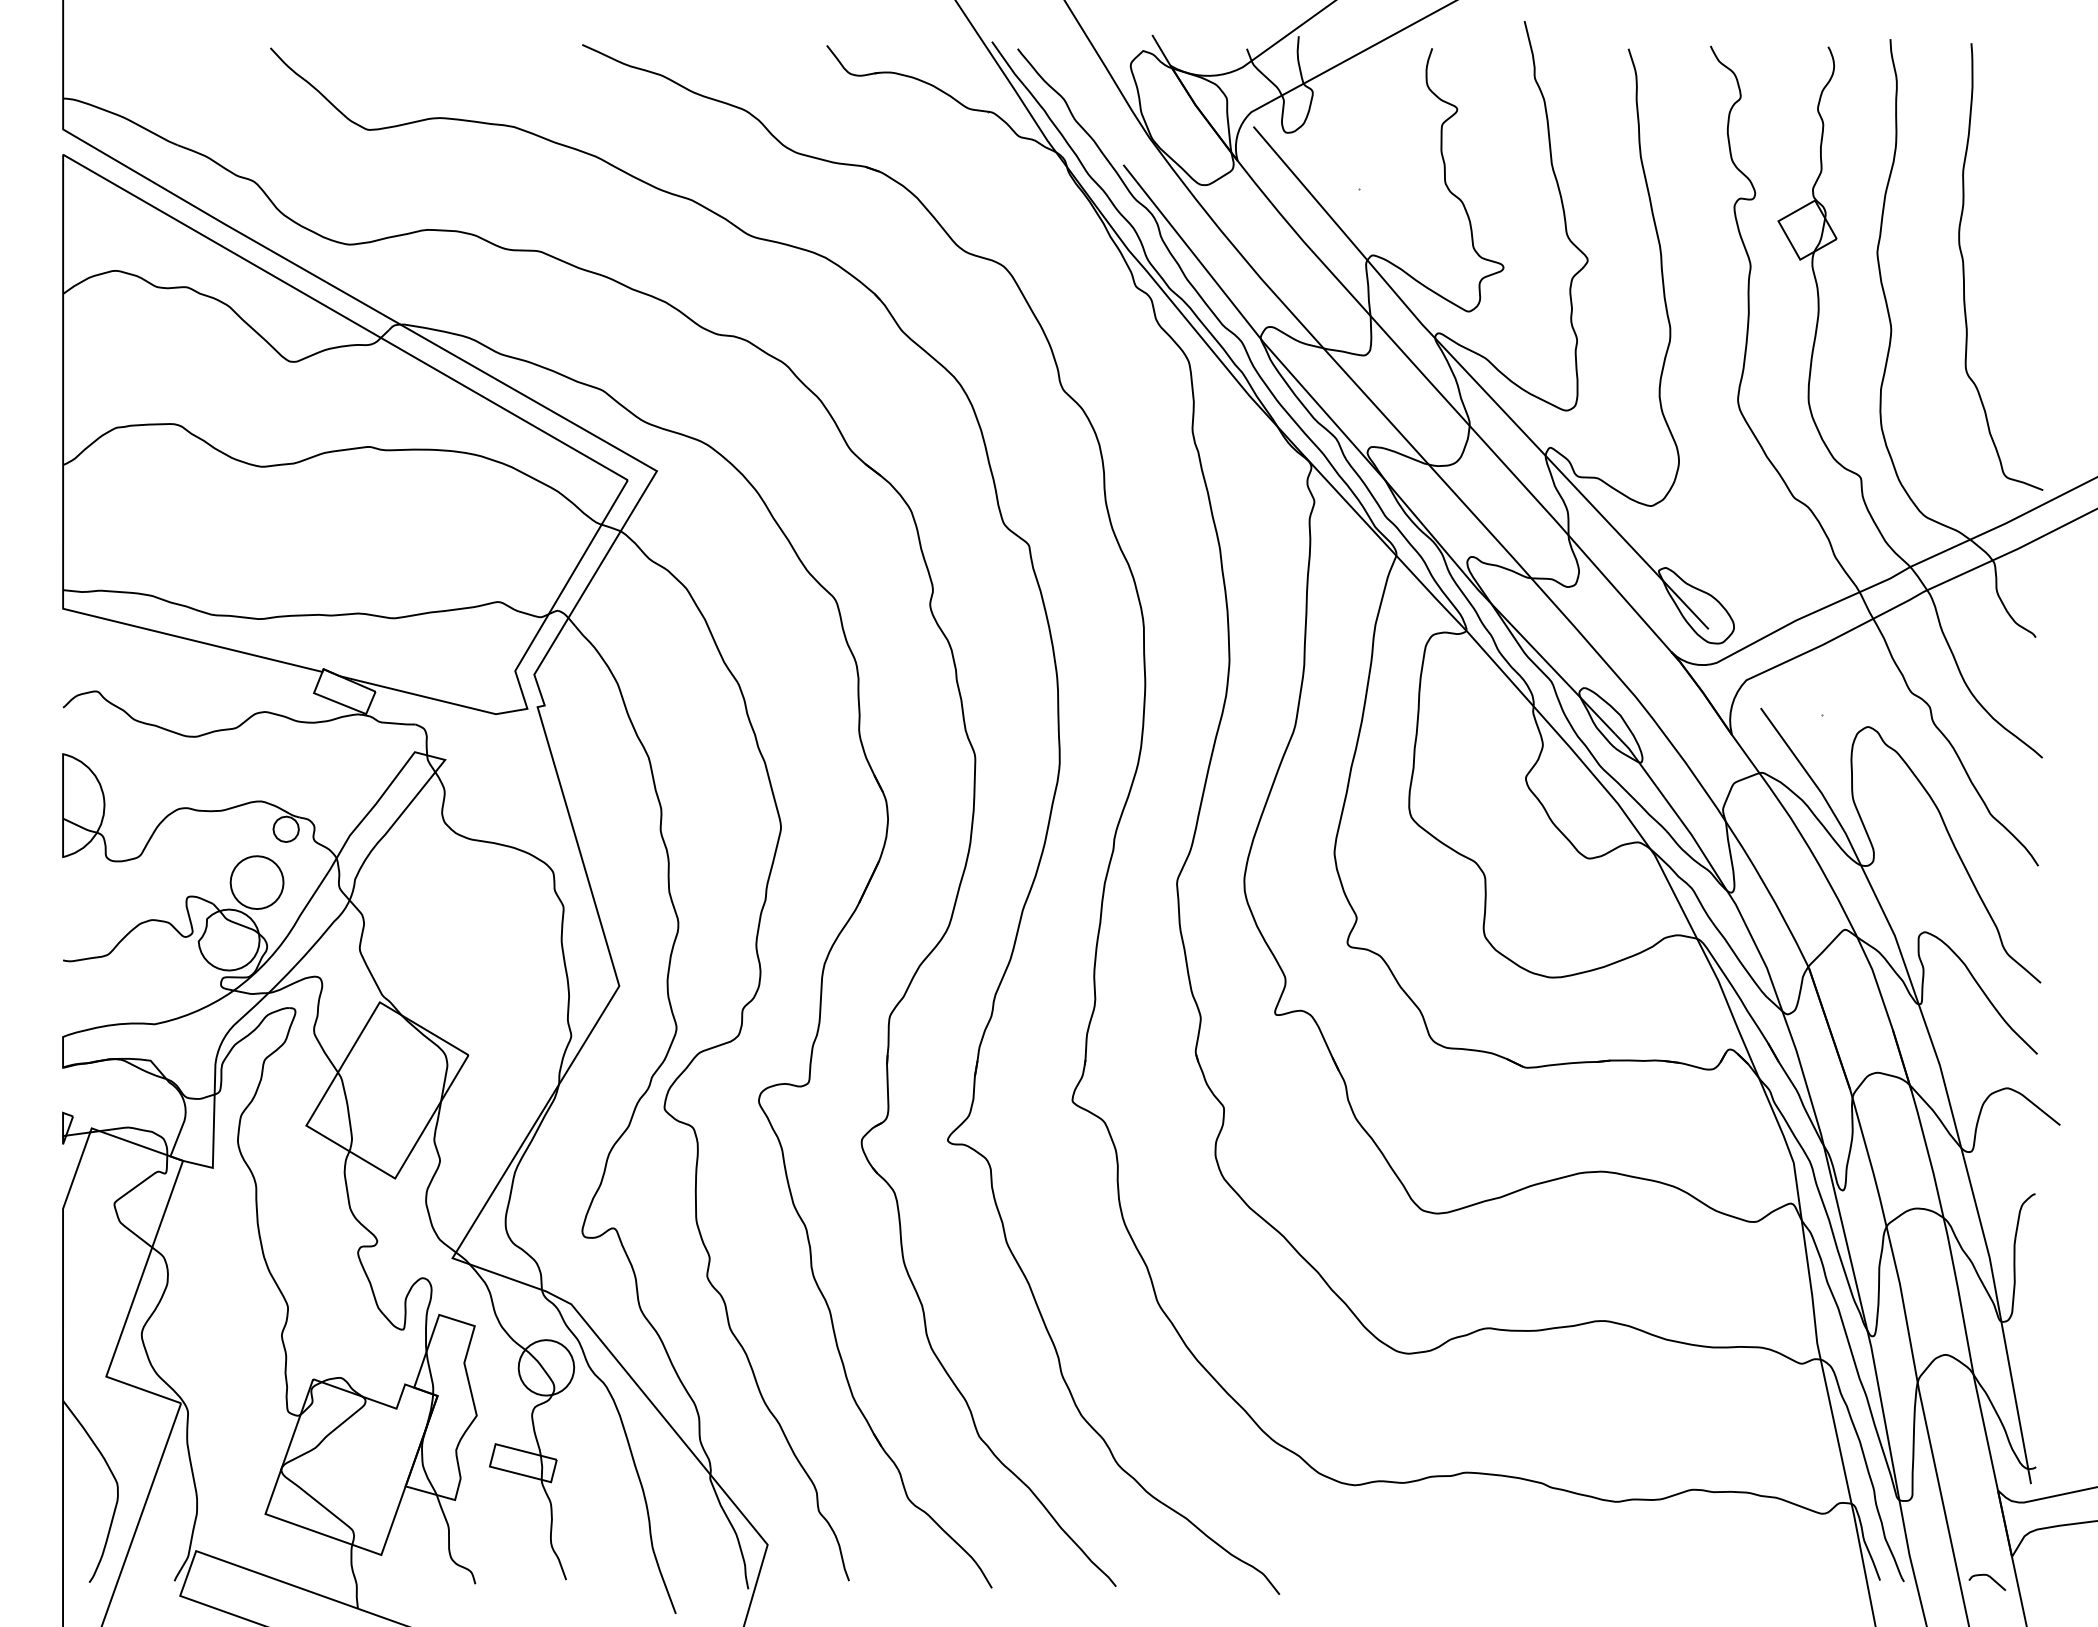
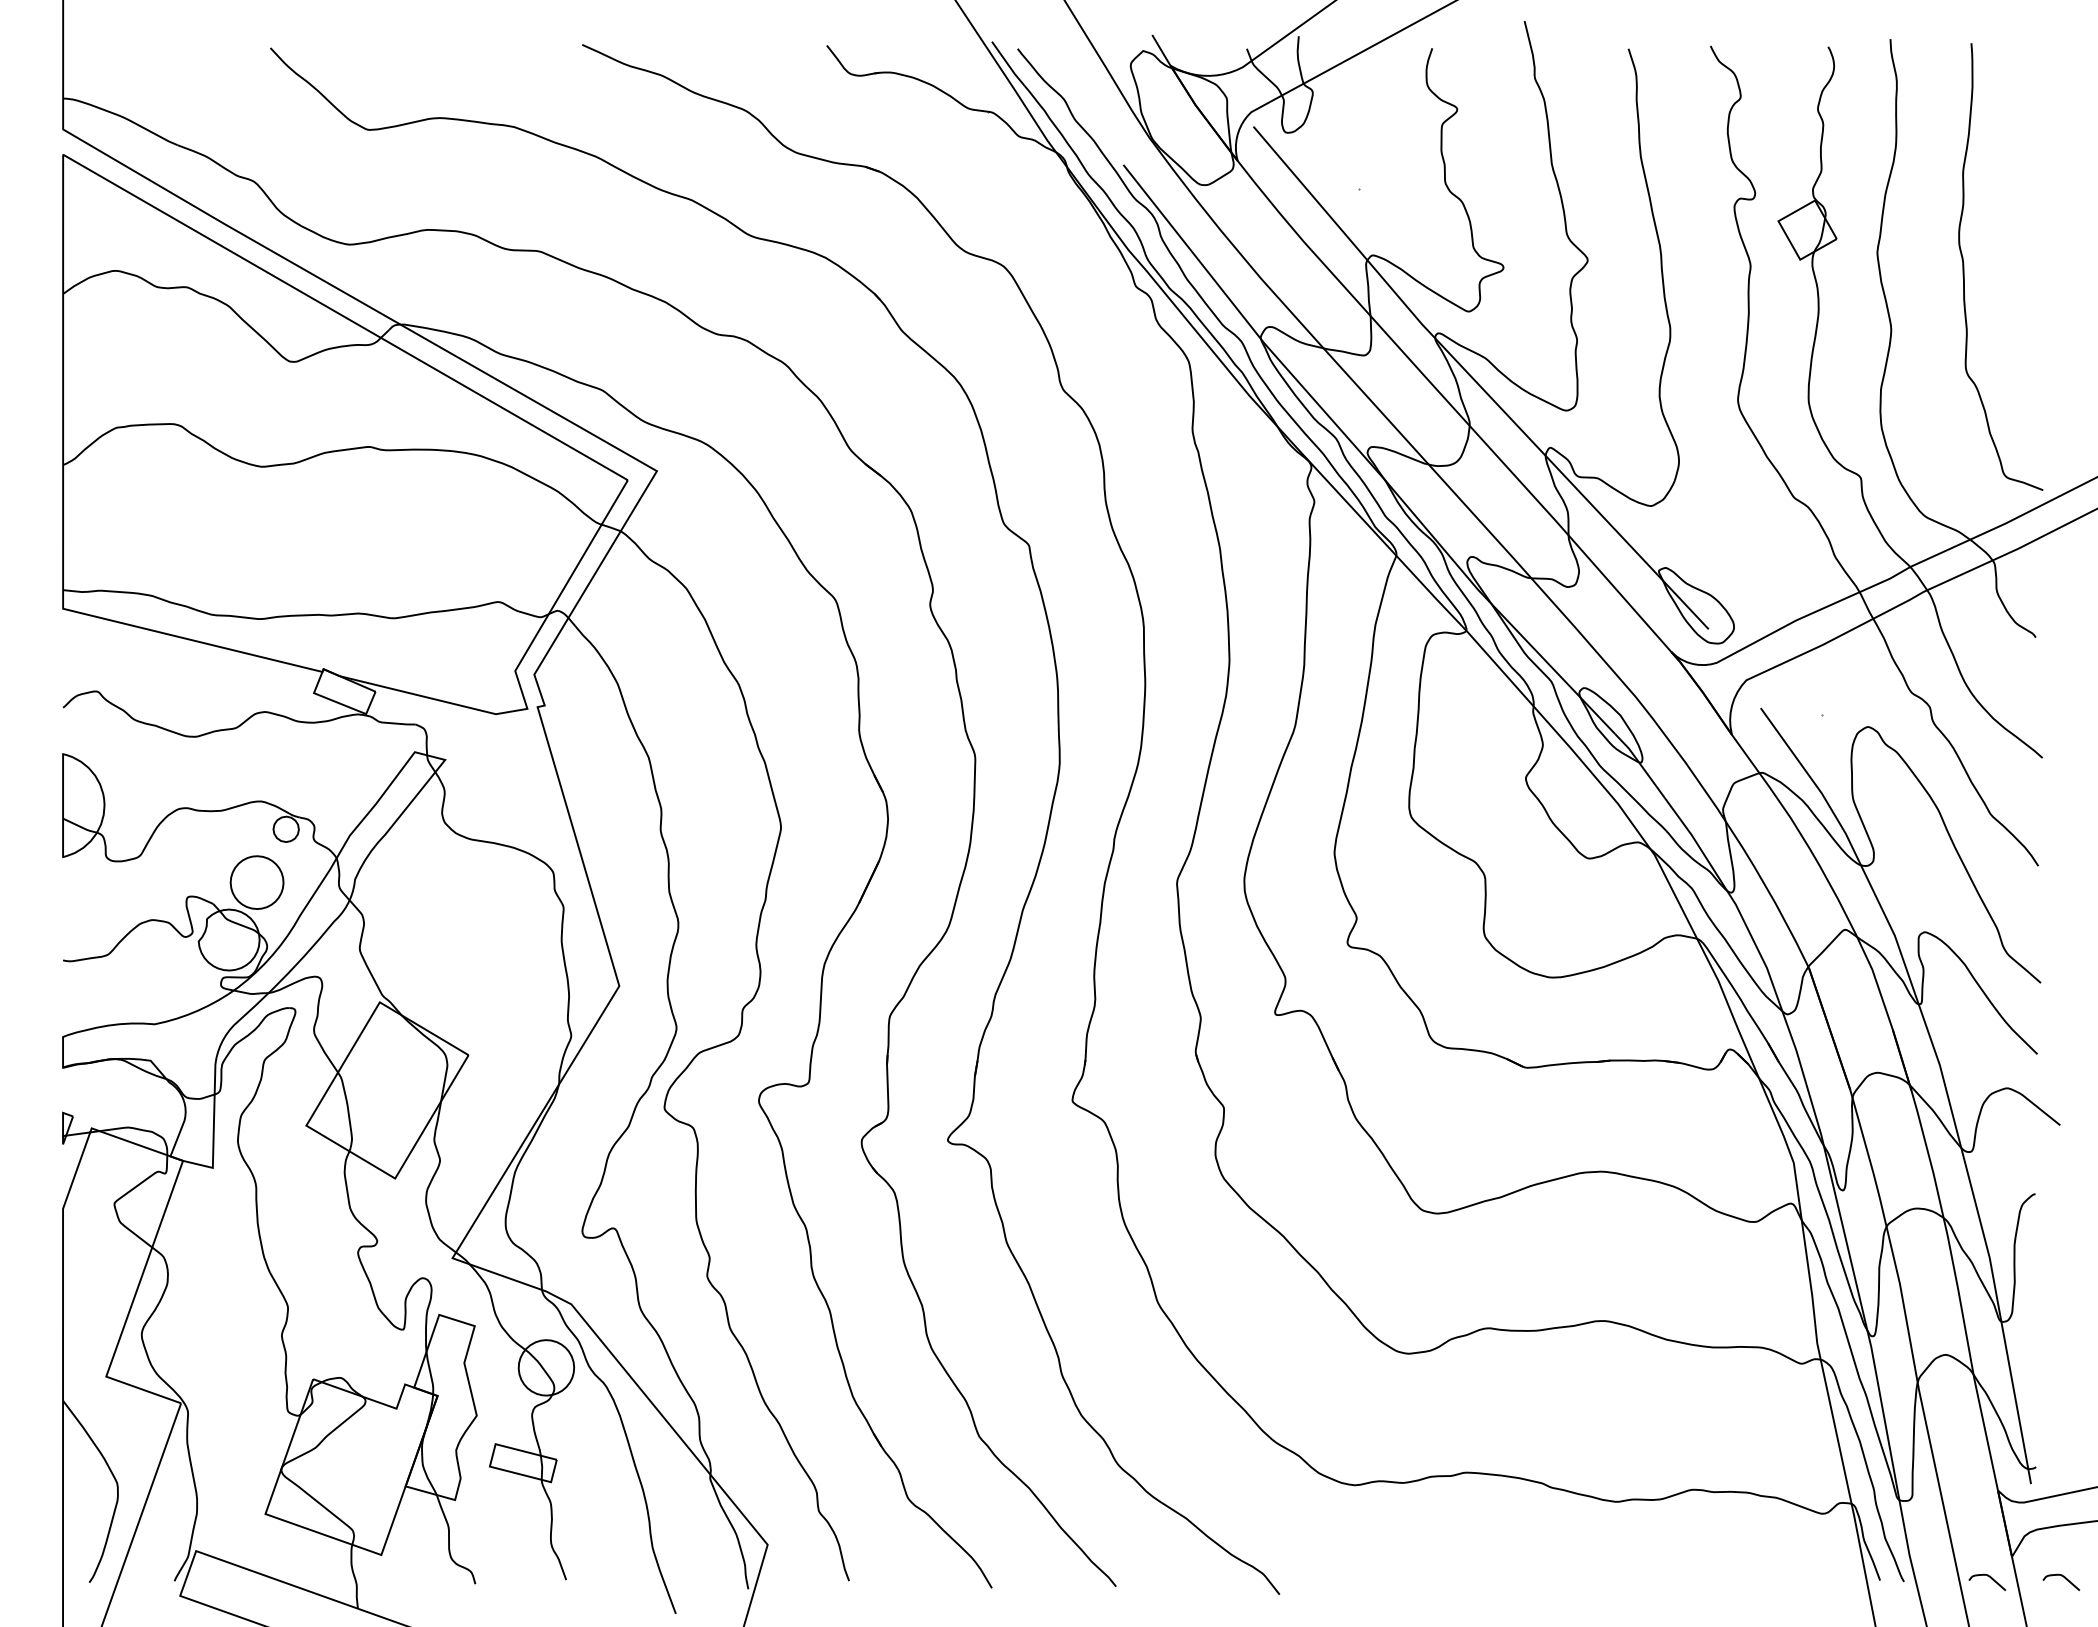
curve: none -> present (2064, 1578)
